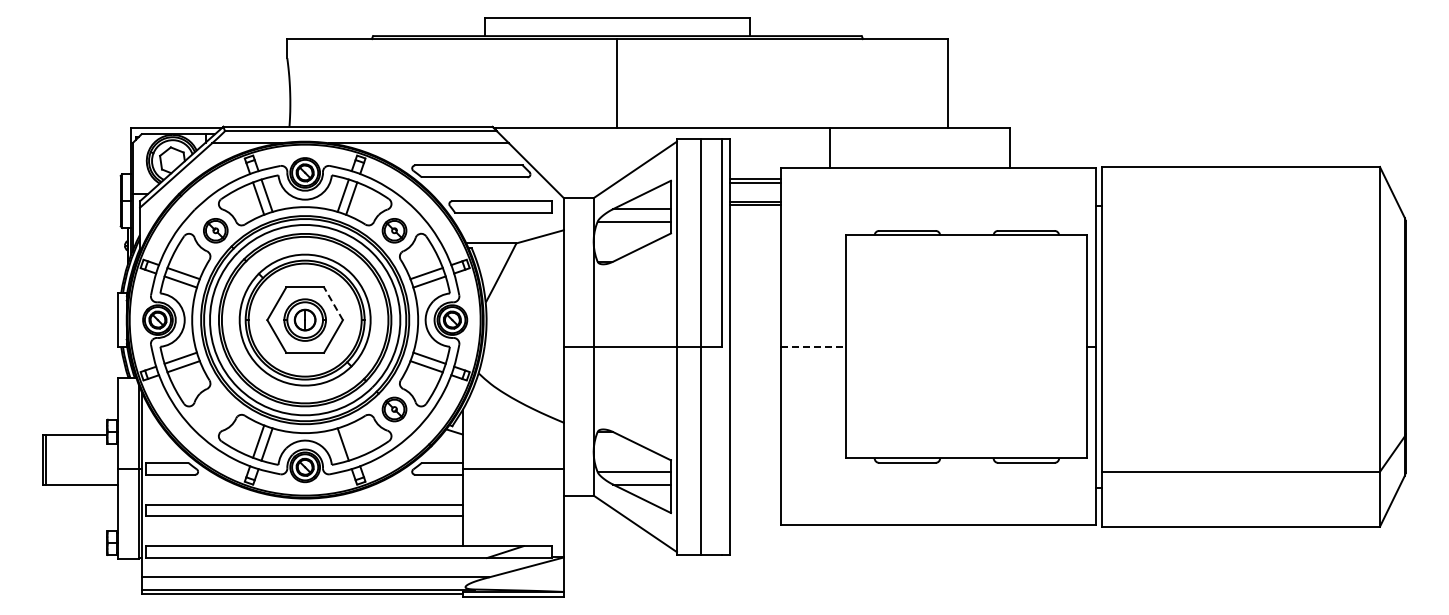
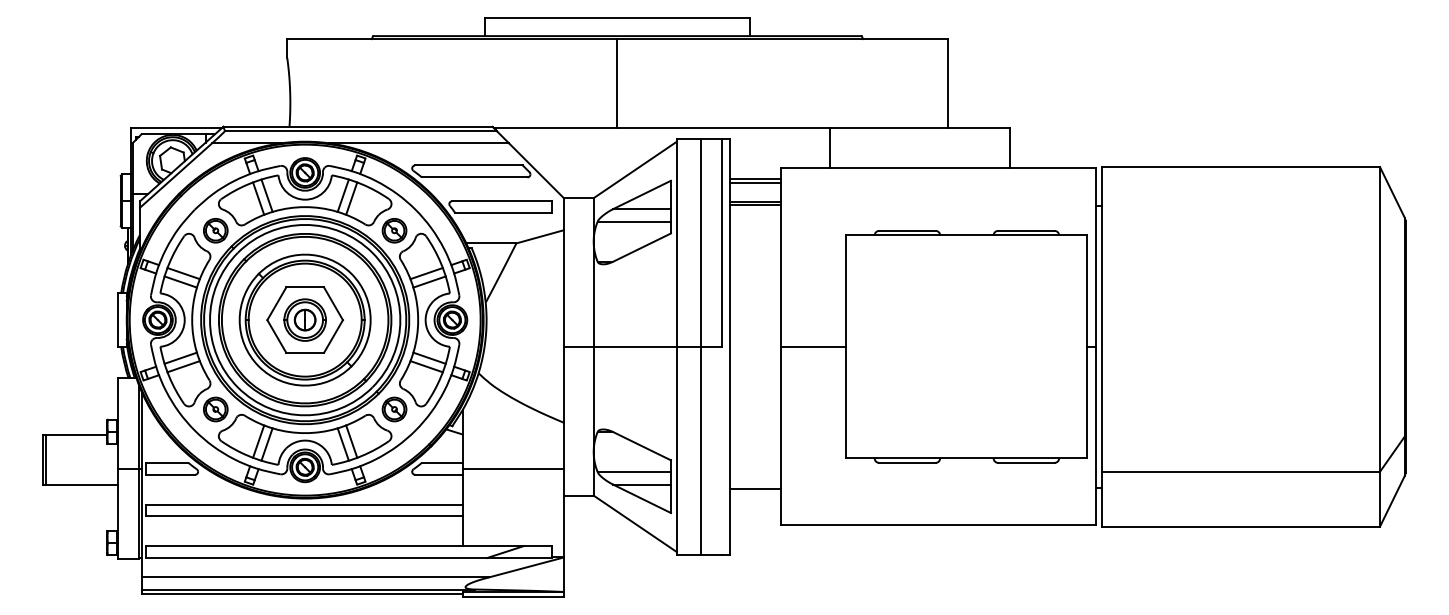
line: dashed -> solid (333, 303)
line: dashed -> solid (813, 346)
part: none -> present (215, 409)
line: none -> present (351, 441)
line: none -> present (755, 488)
